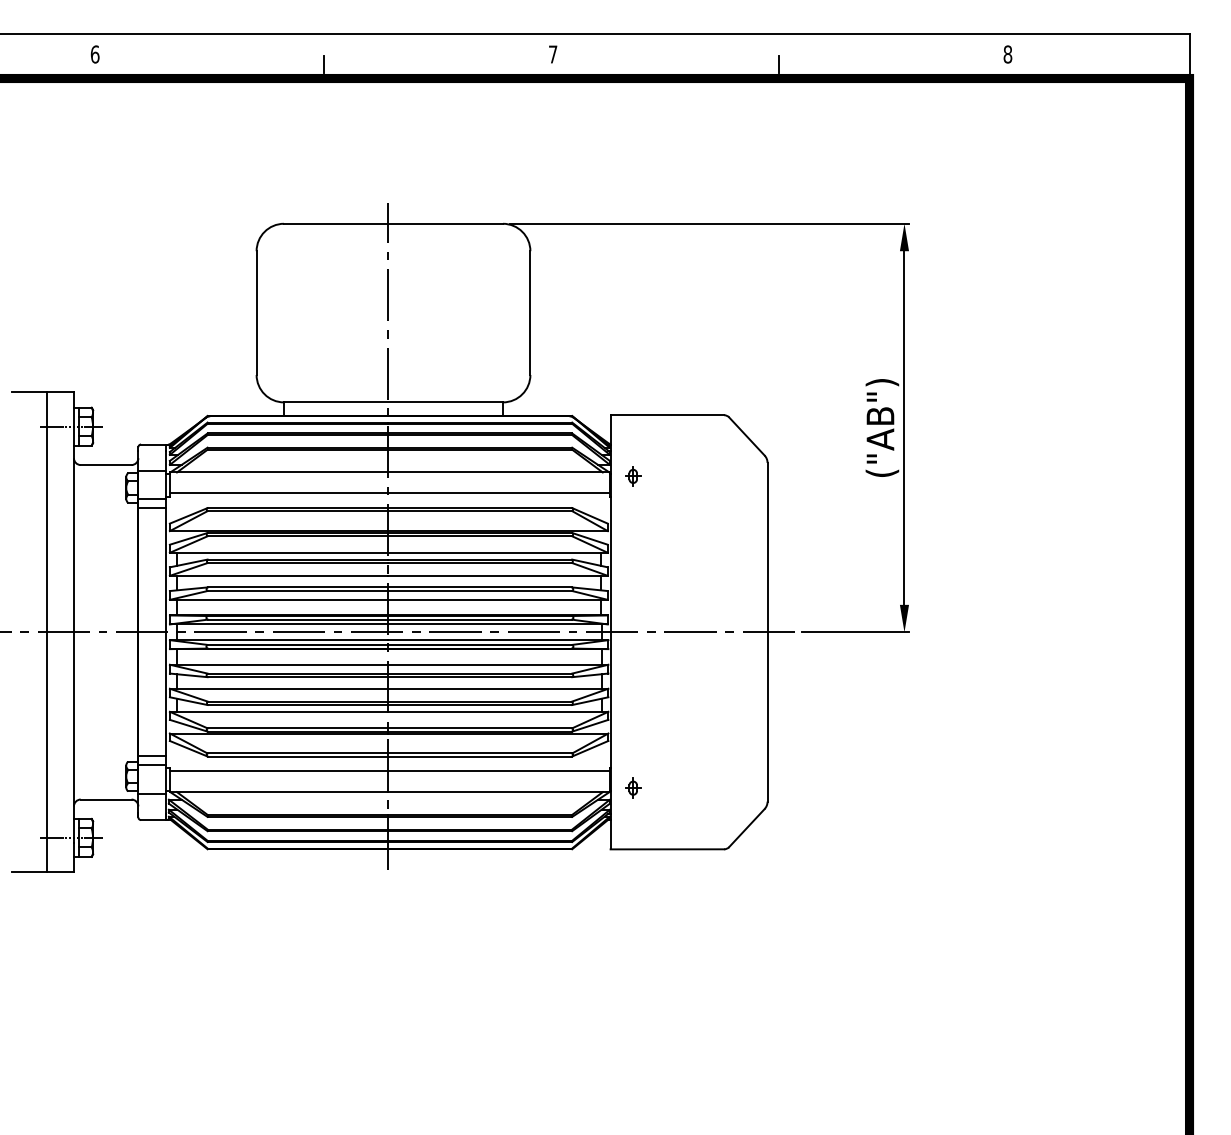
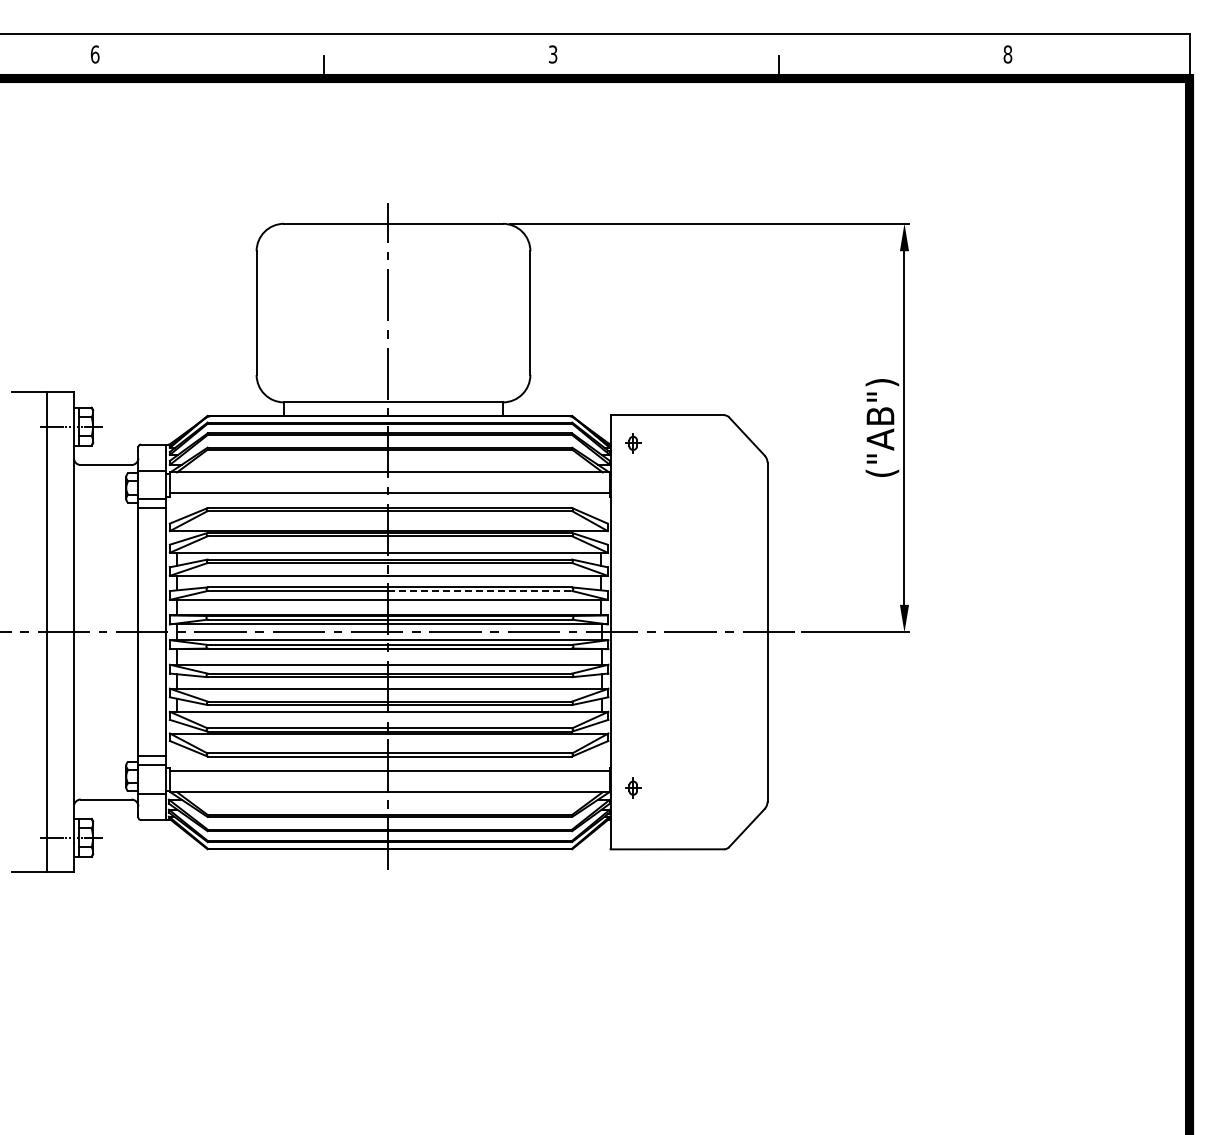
text: 7 -> 3 (553, 54)
part position: (633, 476) -> (633, 443) (633, 443)
line: solid -> dashed (480, 591)
